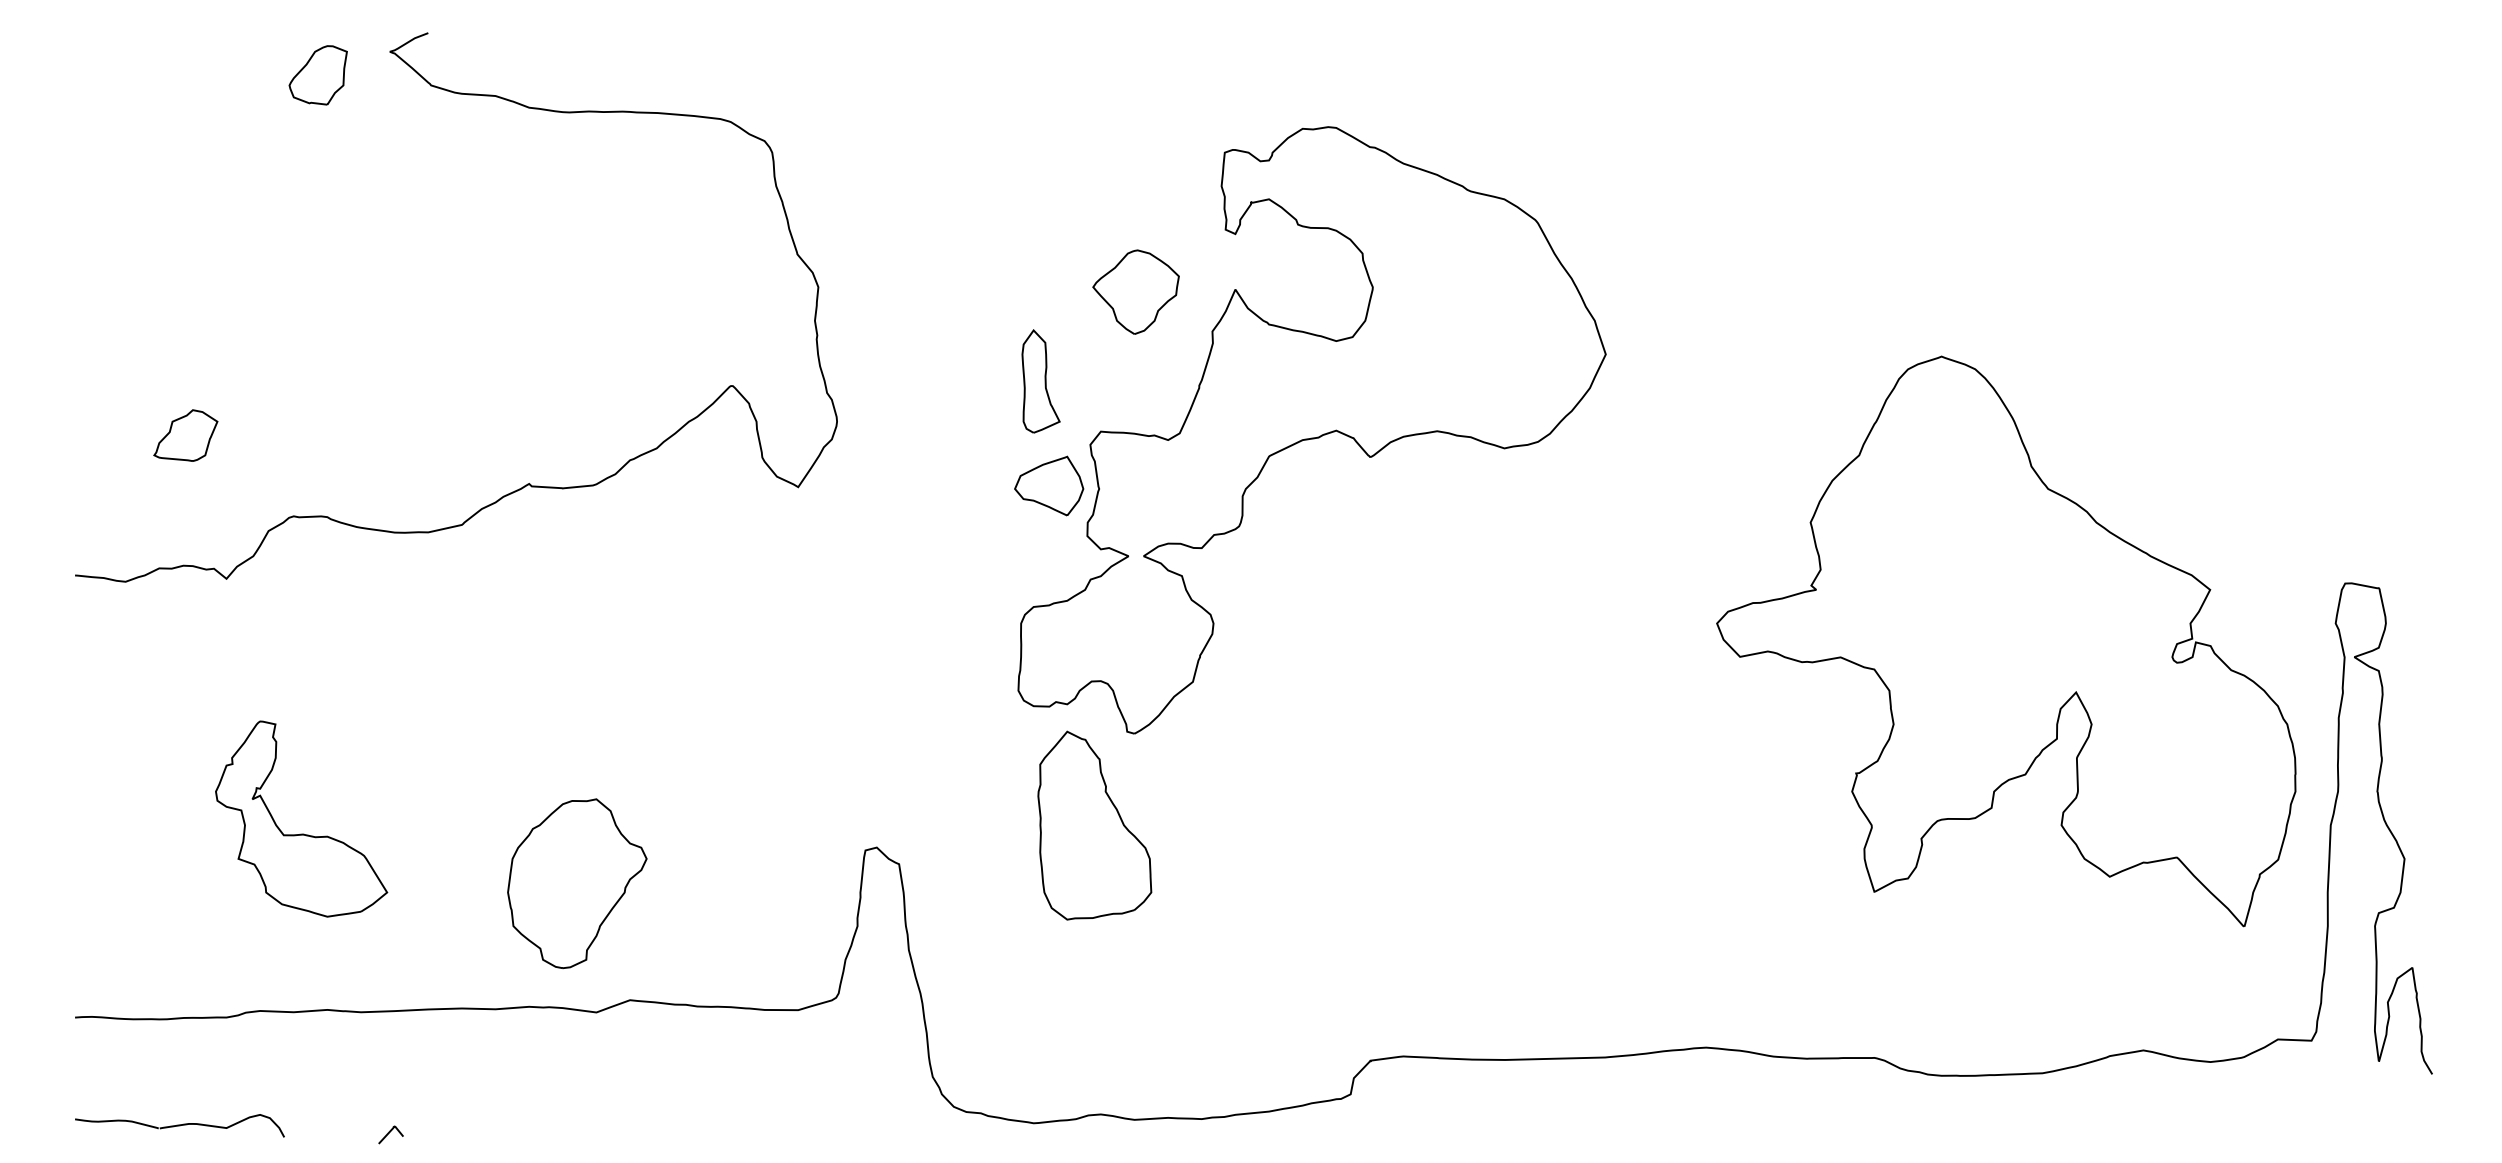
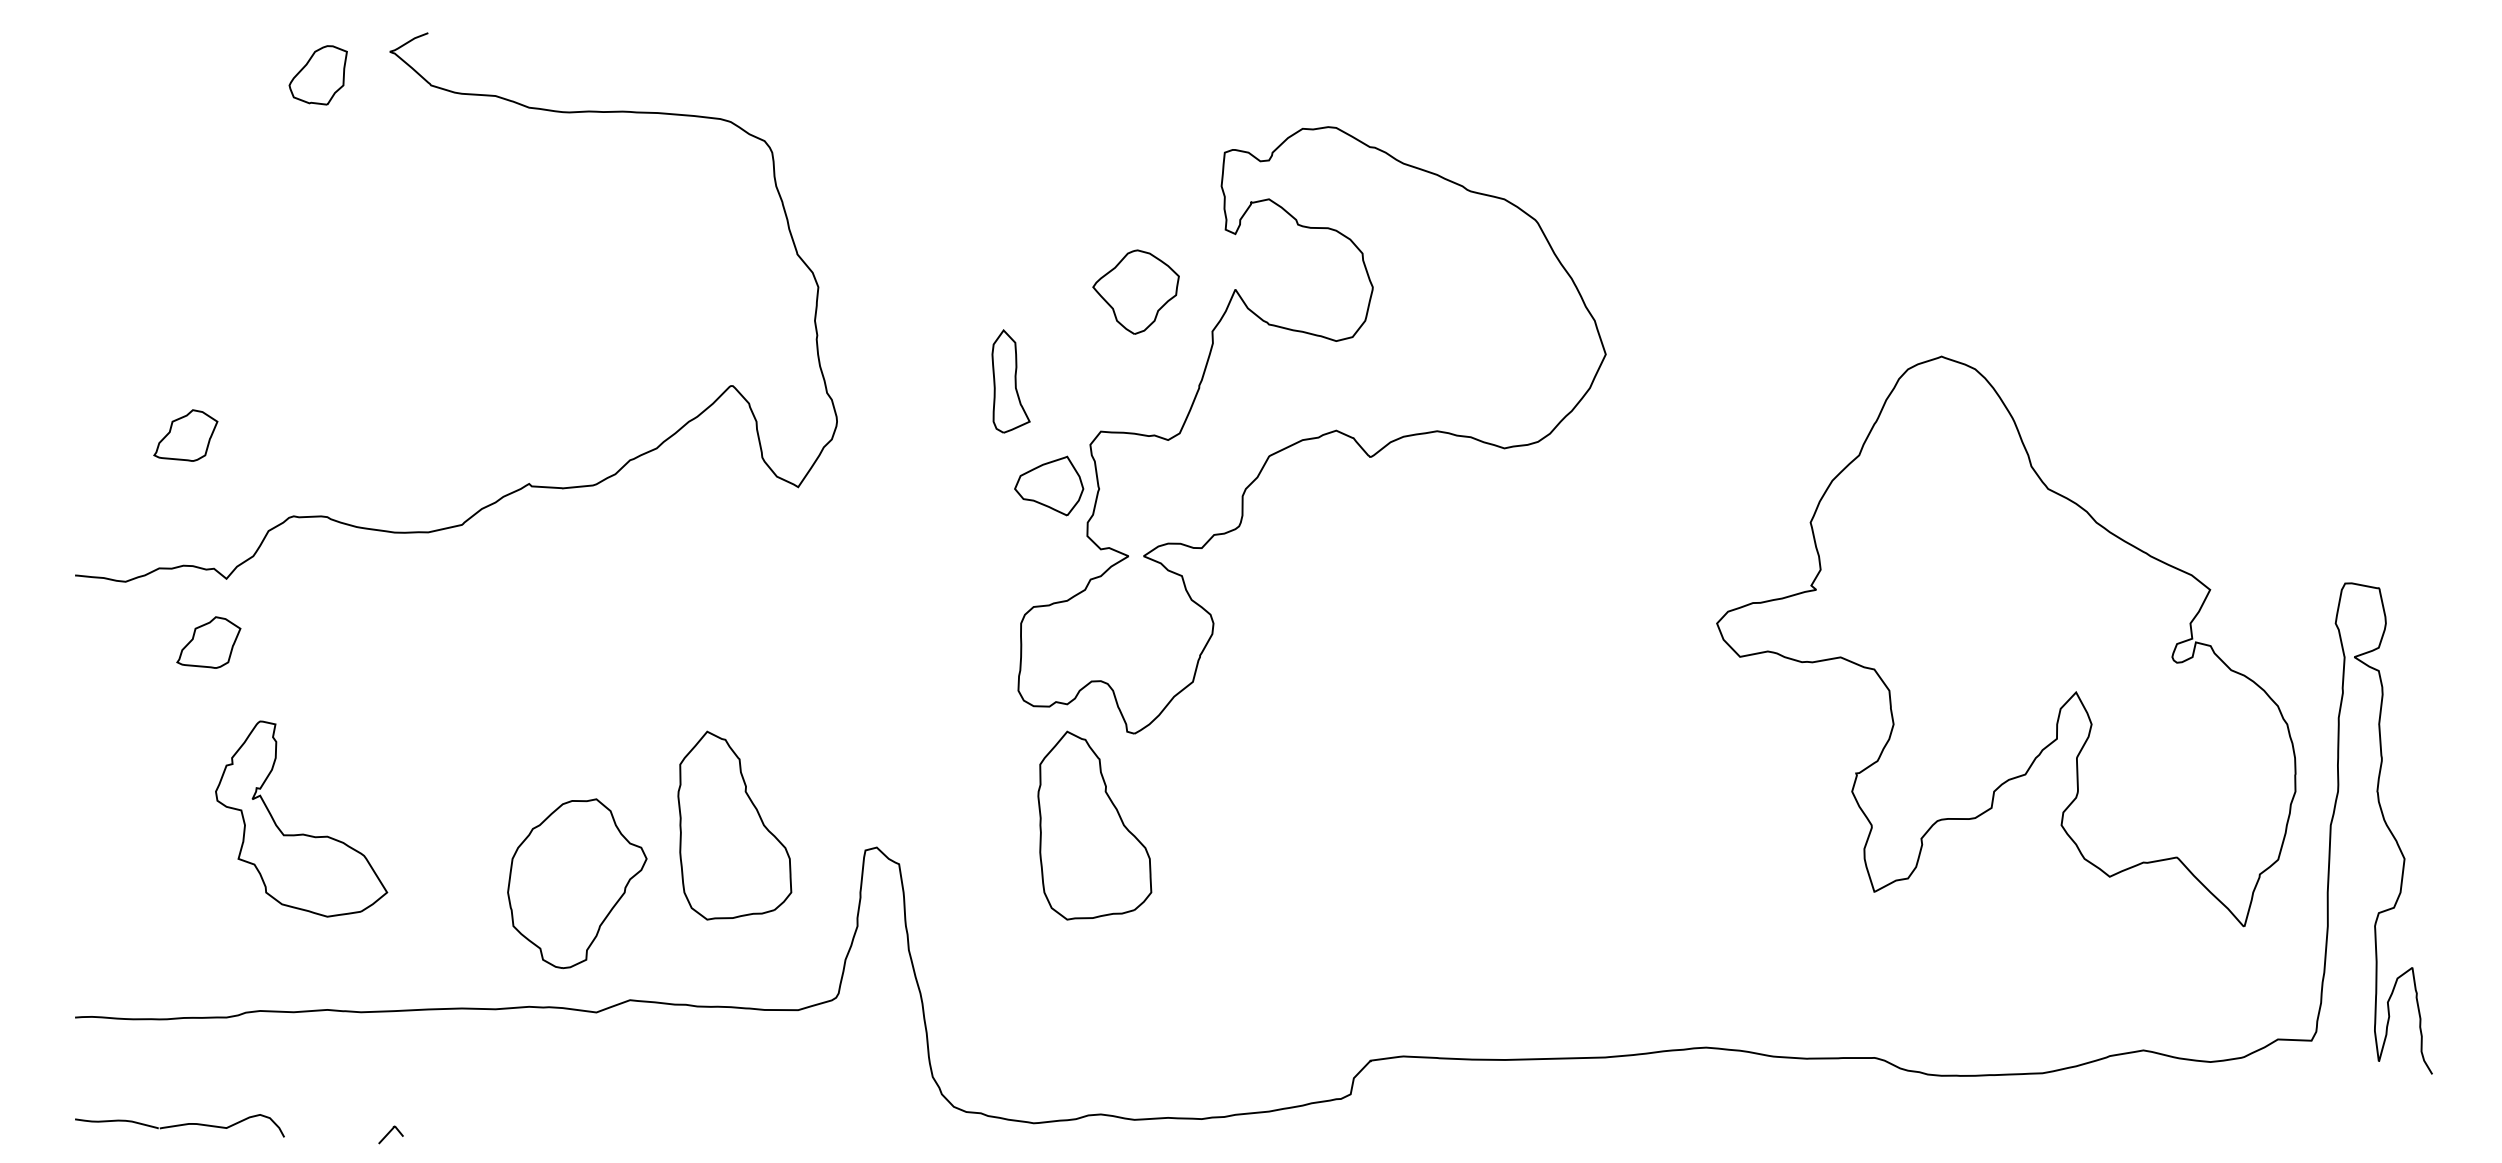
part position: (1040, 381) -> (1010, 381) (1010, 381)
part: none -> present (208, 642)
part: none -> present (734, 825)
